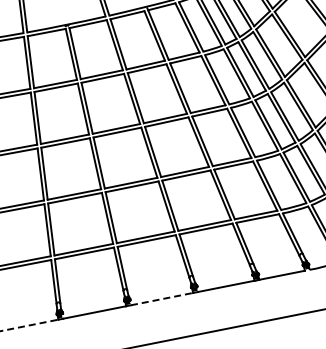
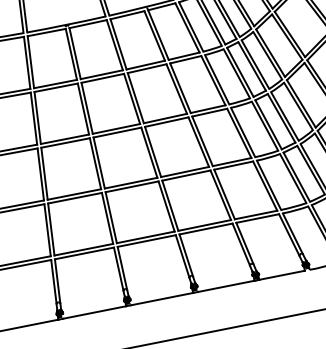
line: dashed -> solid (162, 299)
line: dashed -> solid (30, 325)
